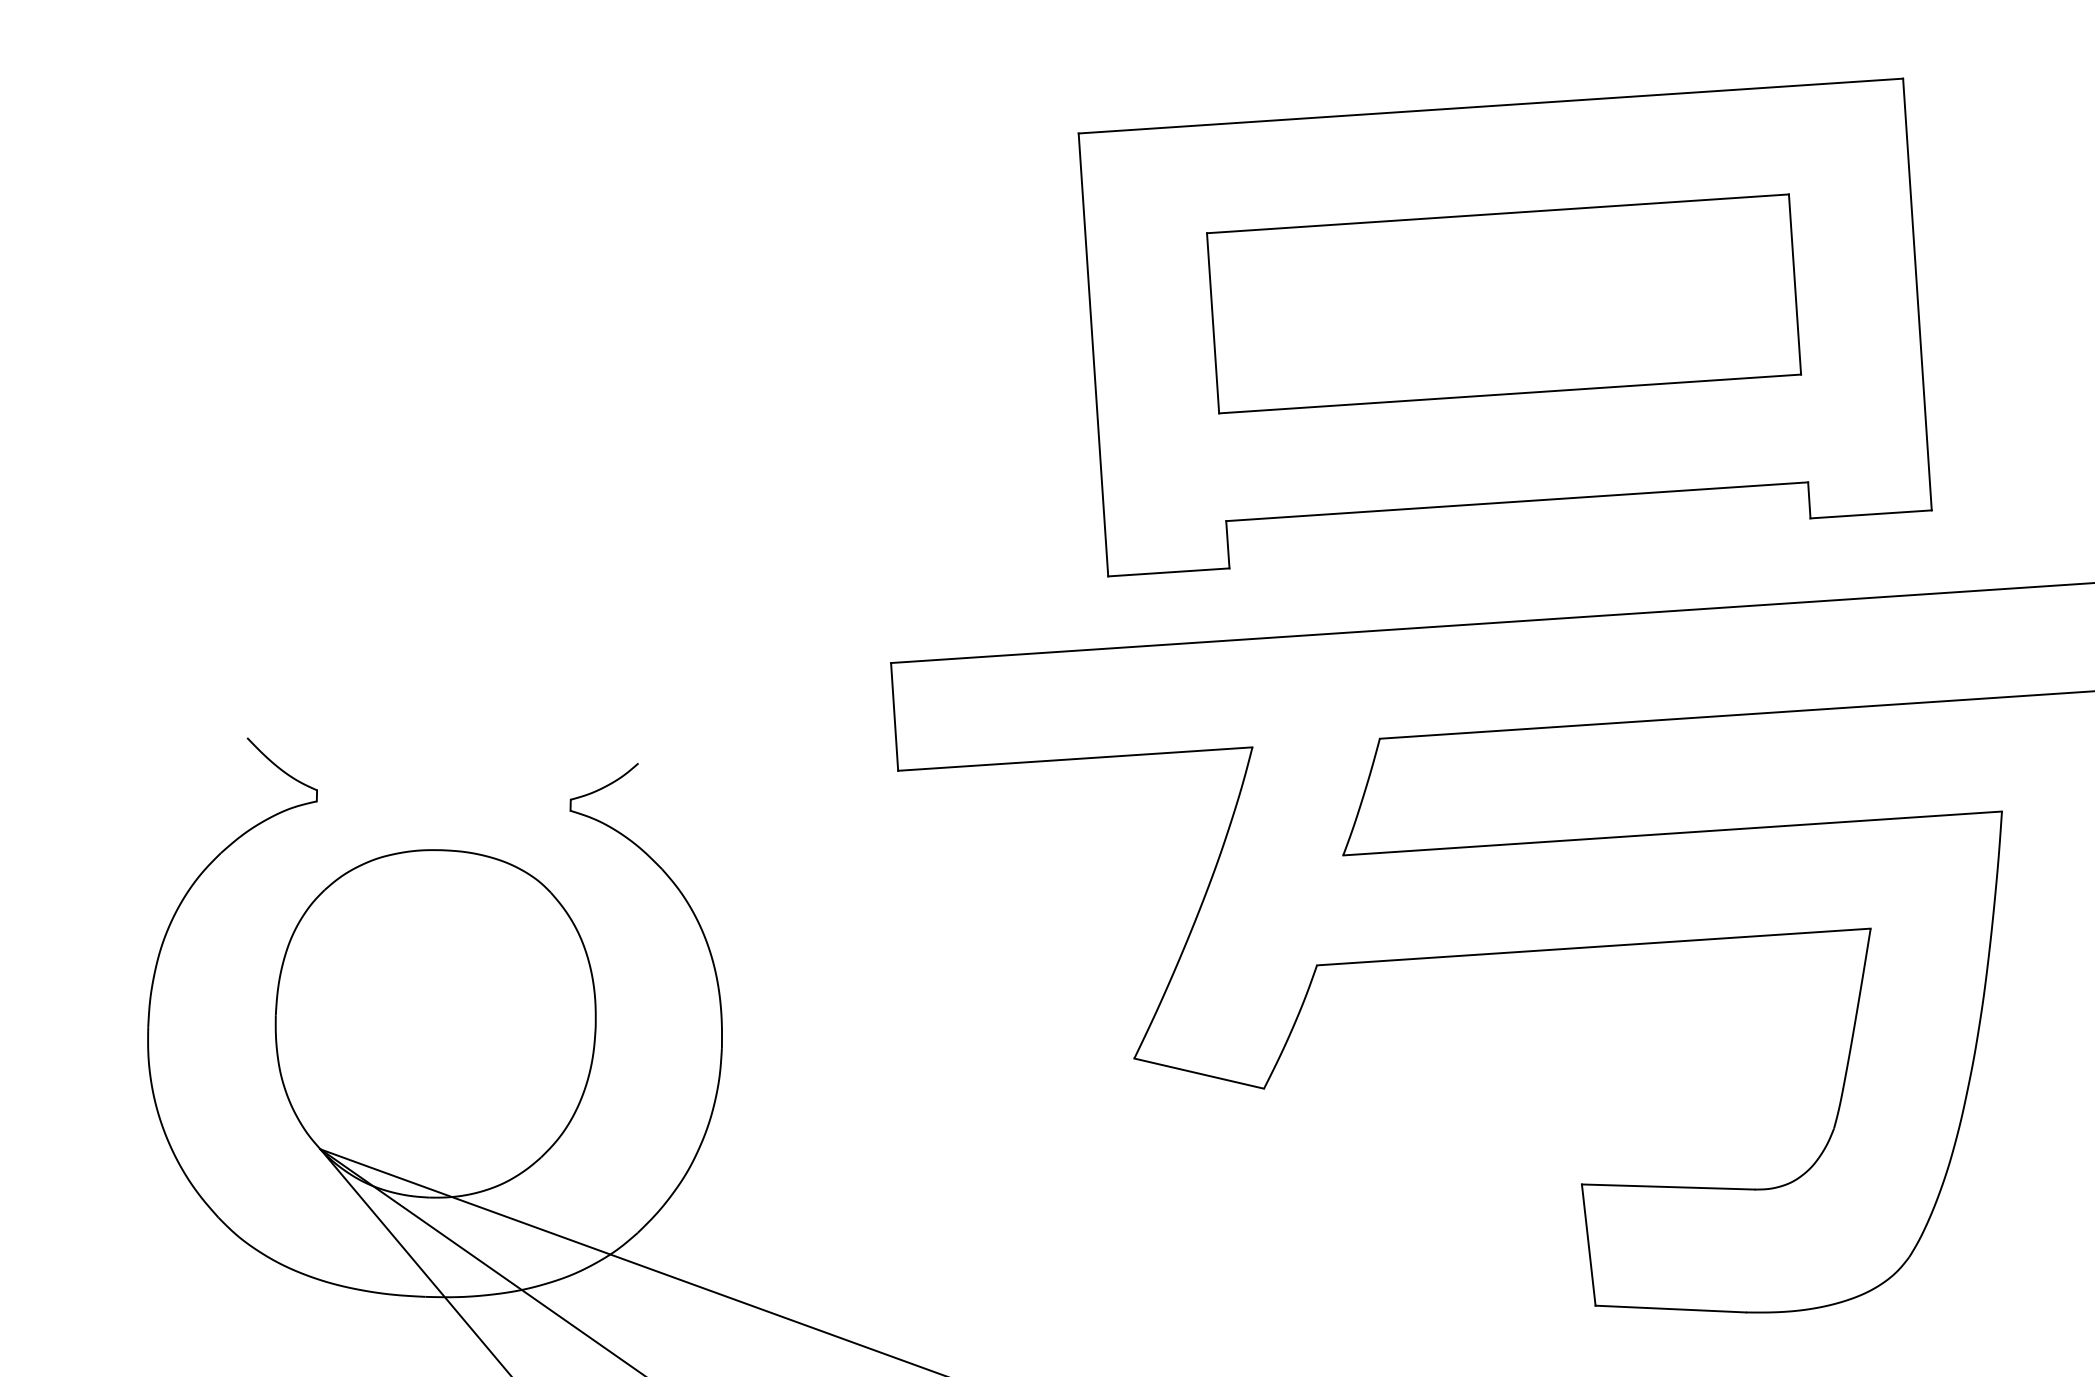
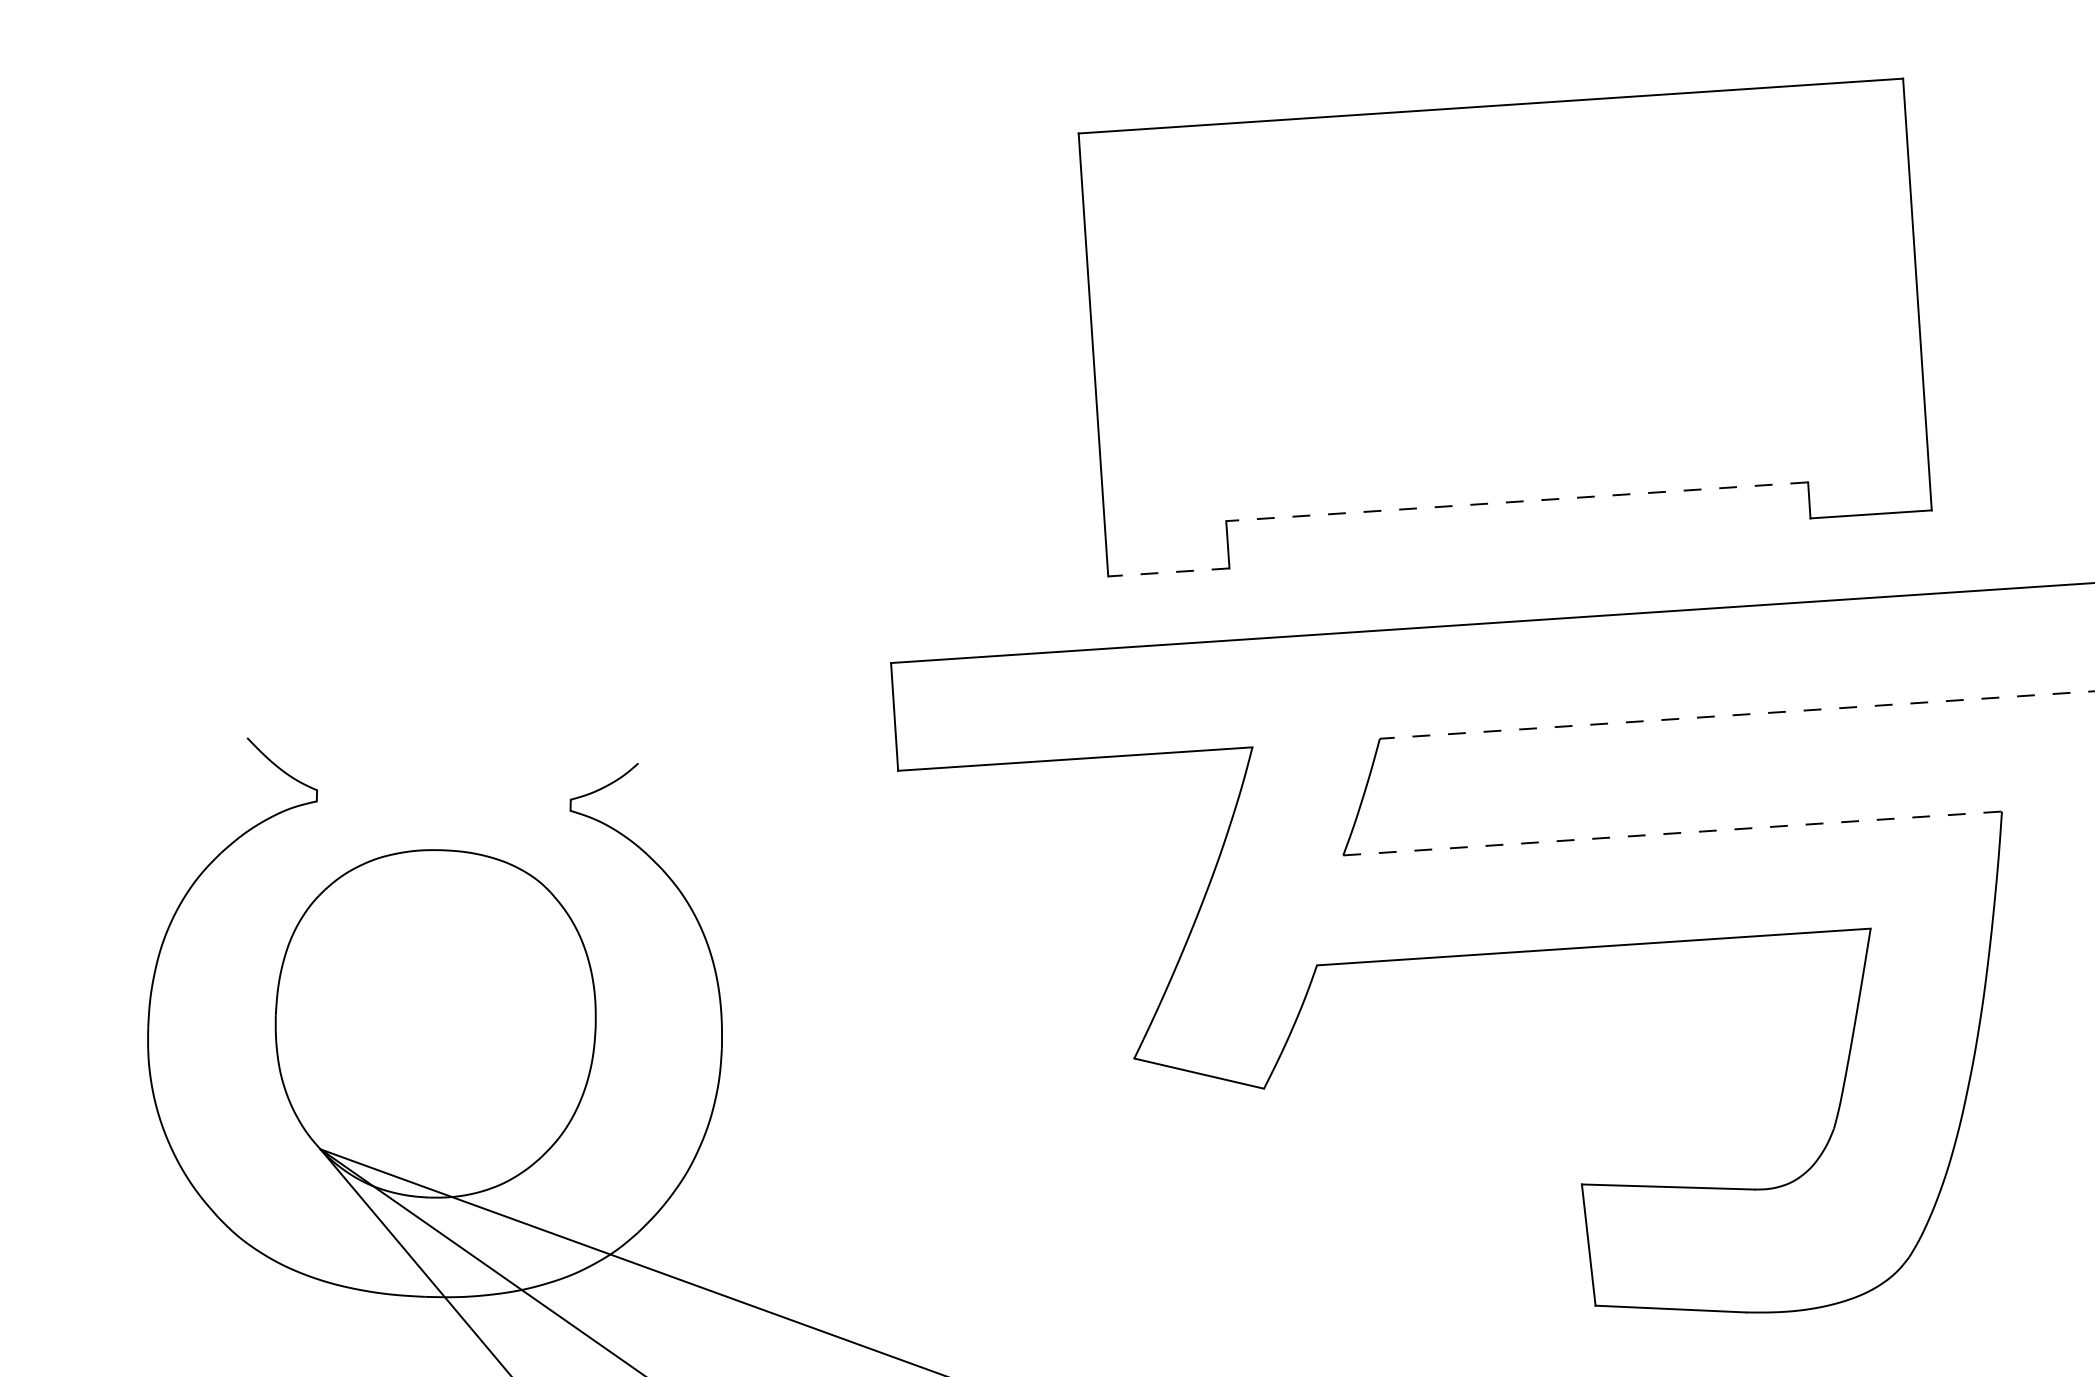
part: present -> none (1503, 303)
line: solid -> dashed (1517, 501)
line: solid -> dashed (1168, 572)
line: solid -> dashed (1737, 715)
line: solid -> dashed (1673, 833)
